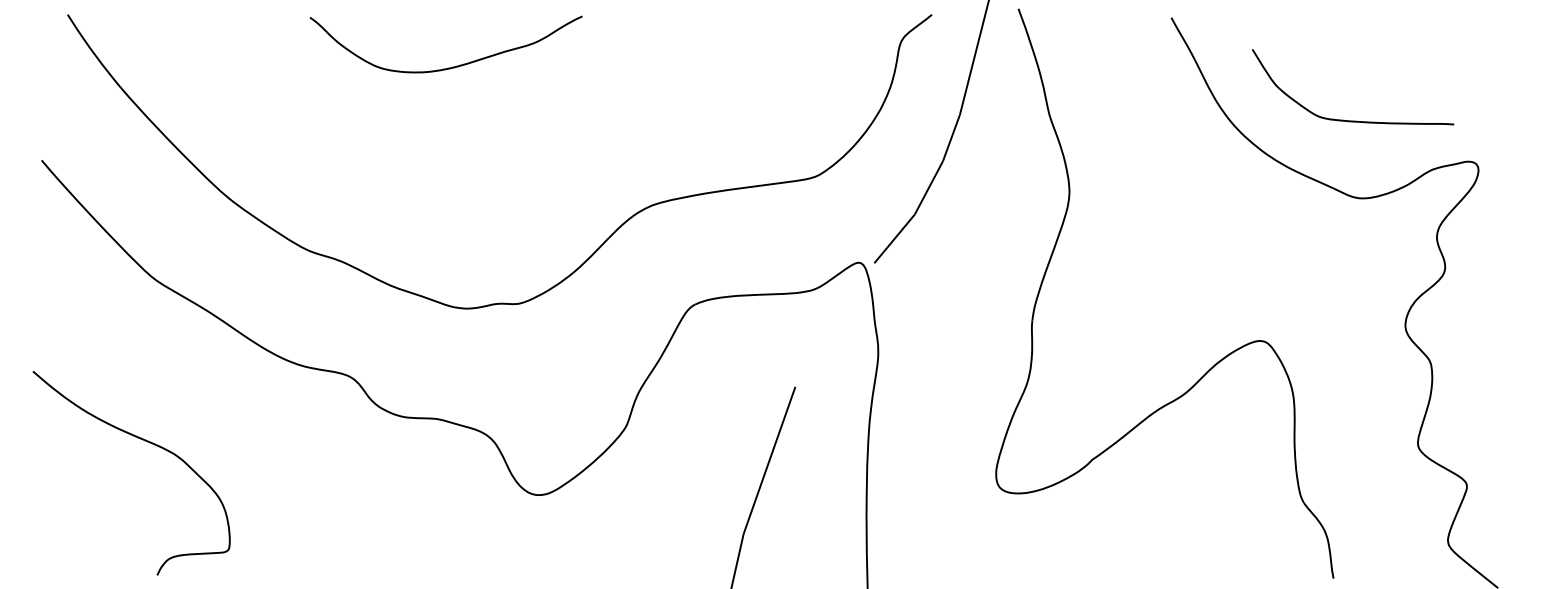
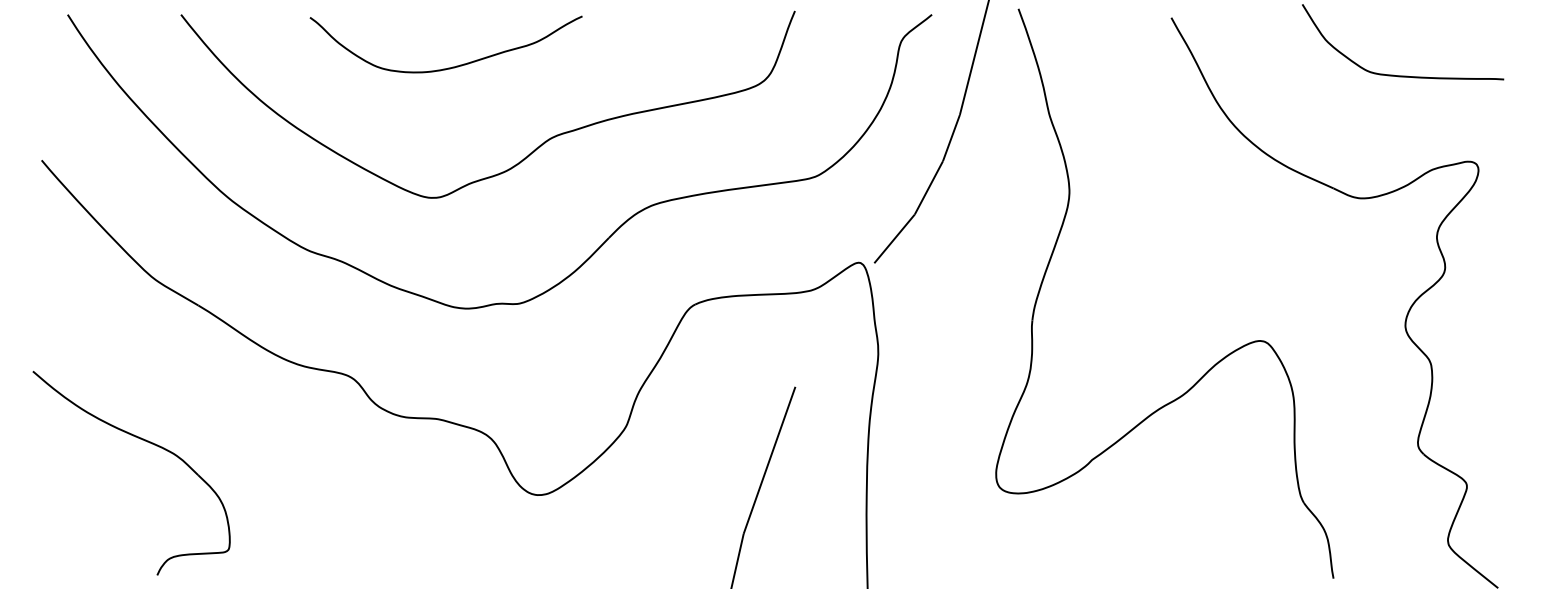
curve position: (1353, 120) -> (1403, 75) (1403, 75)
curve: none -> present (530, 152)
